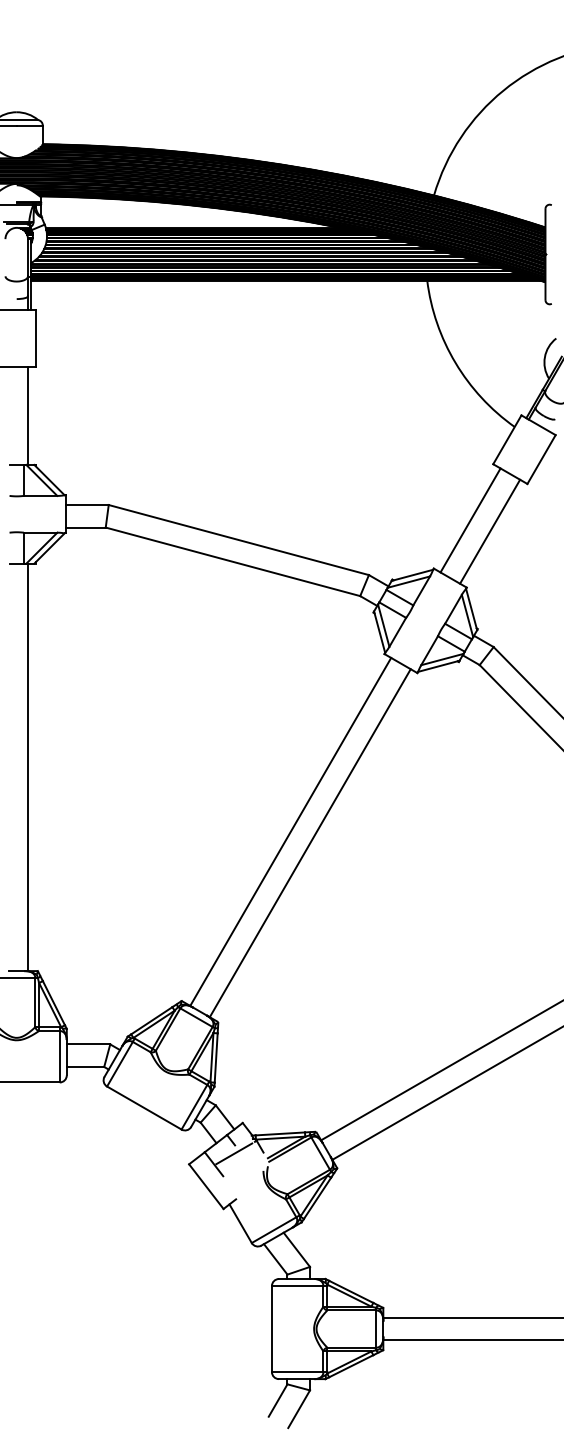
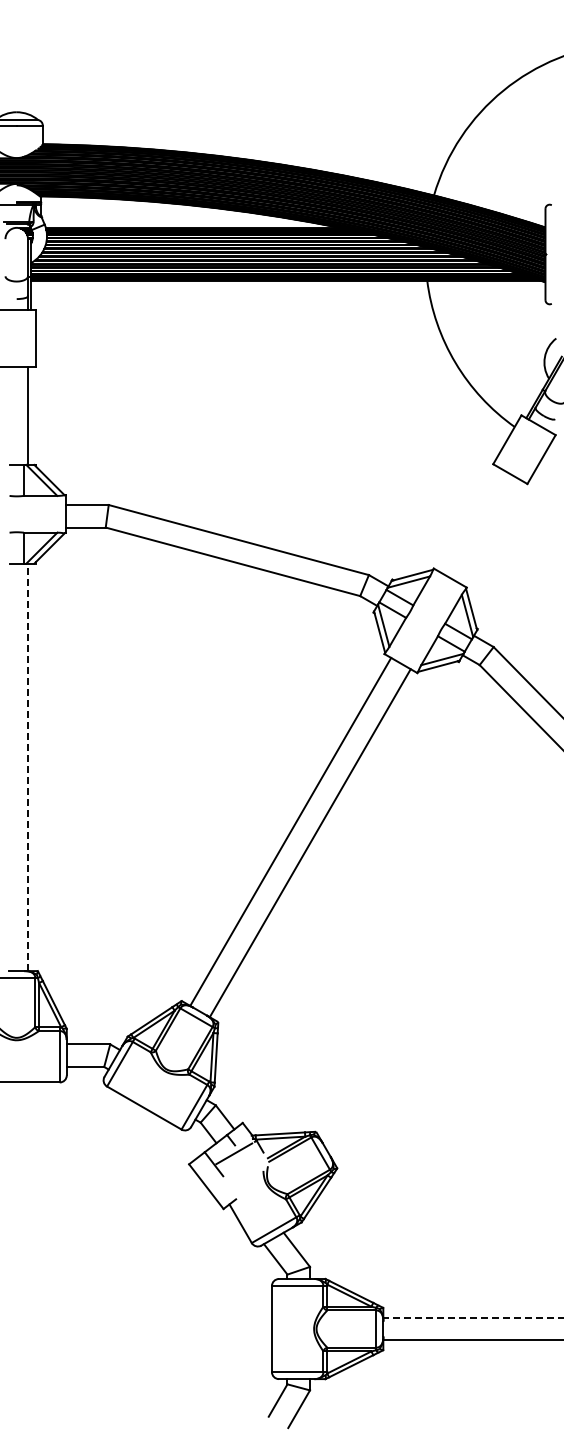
line: present -> none (470, 520)
line: present -> none (490, 531)
line: solid -> dashed (28, 767)
line: present -> none (440, 1071)
line: present -> none (446, 1093)
line: solid -> dashed (473, 1317)
